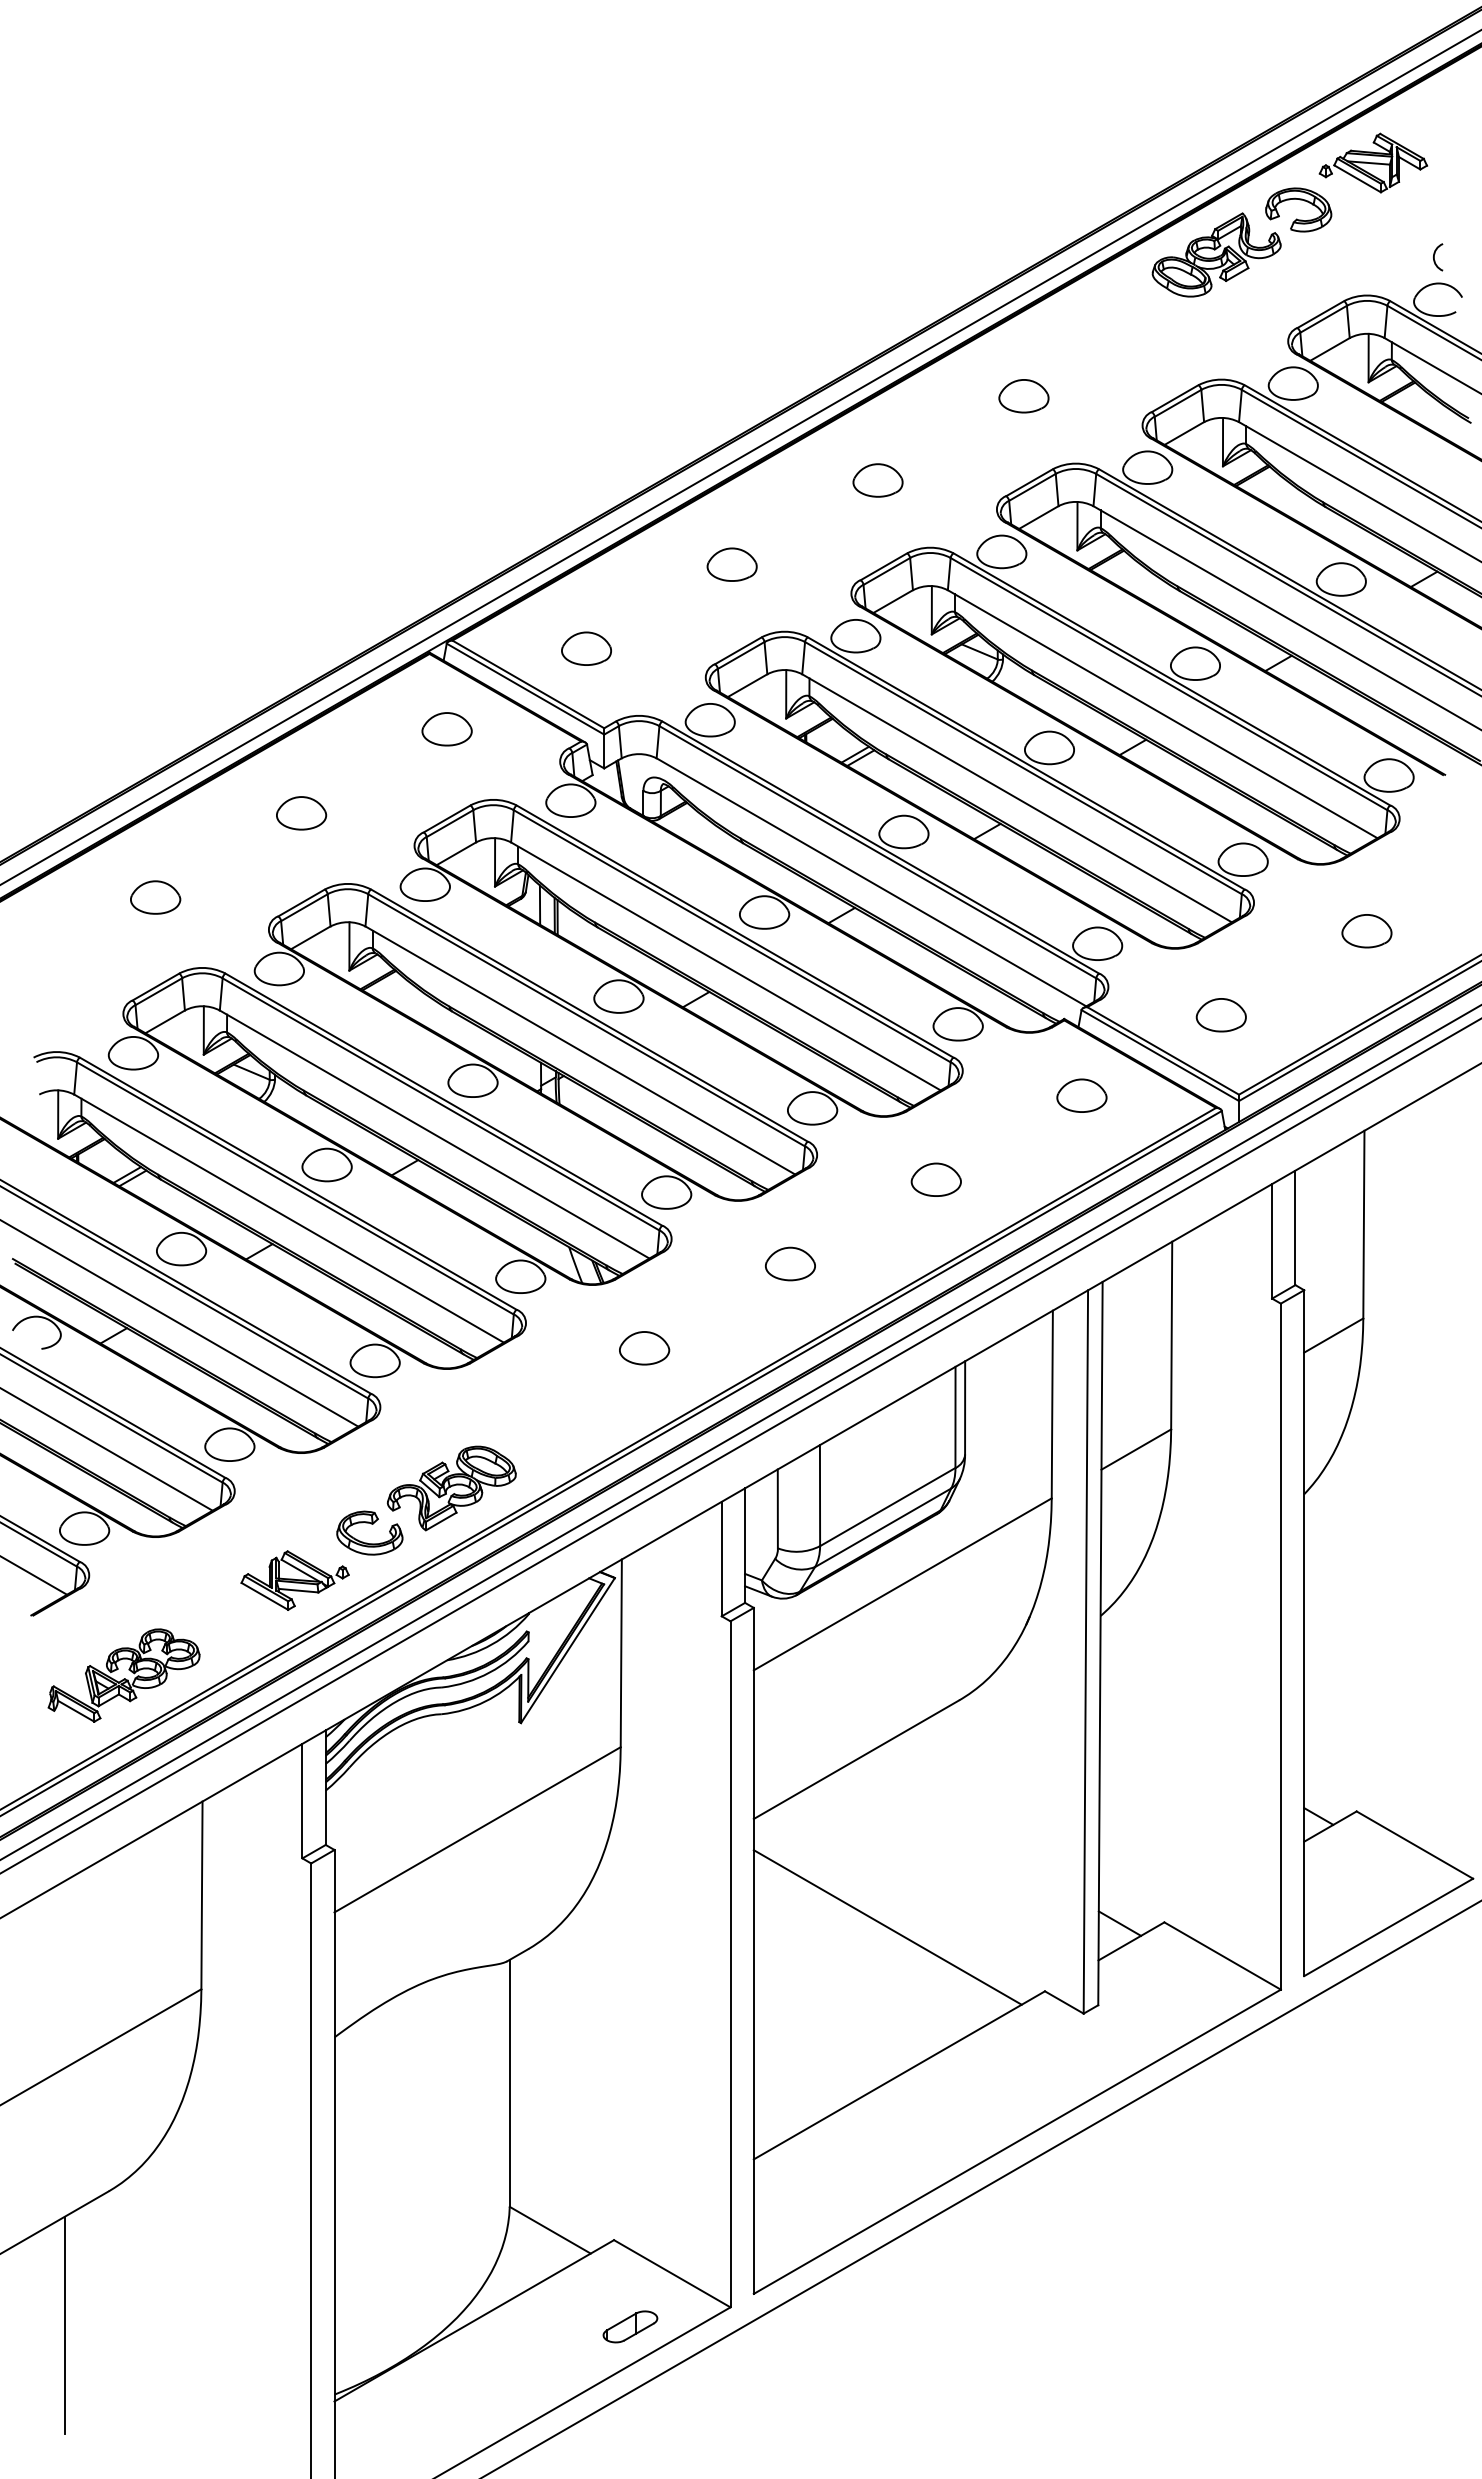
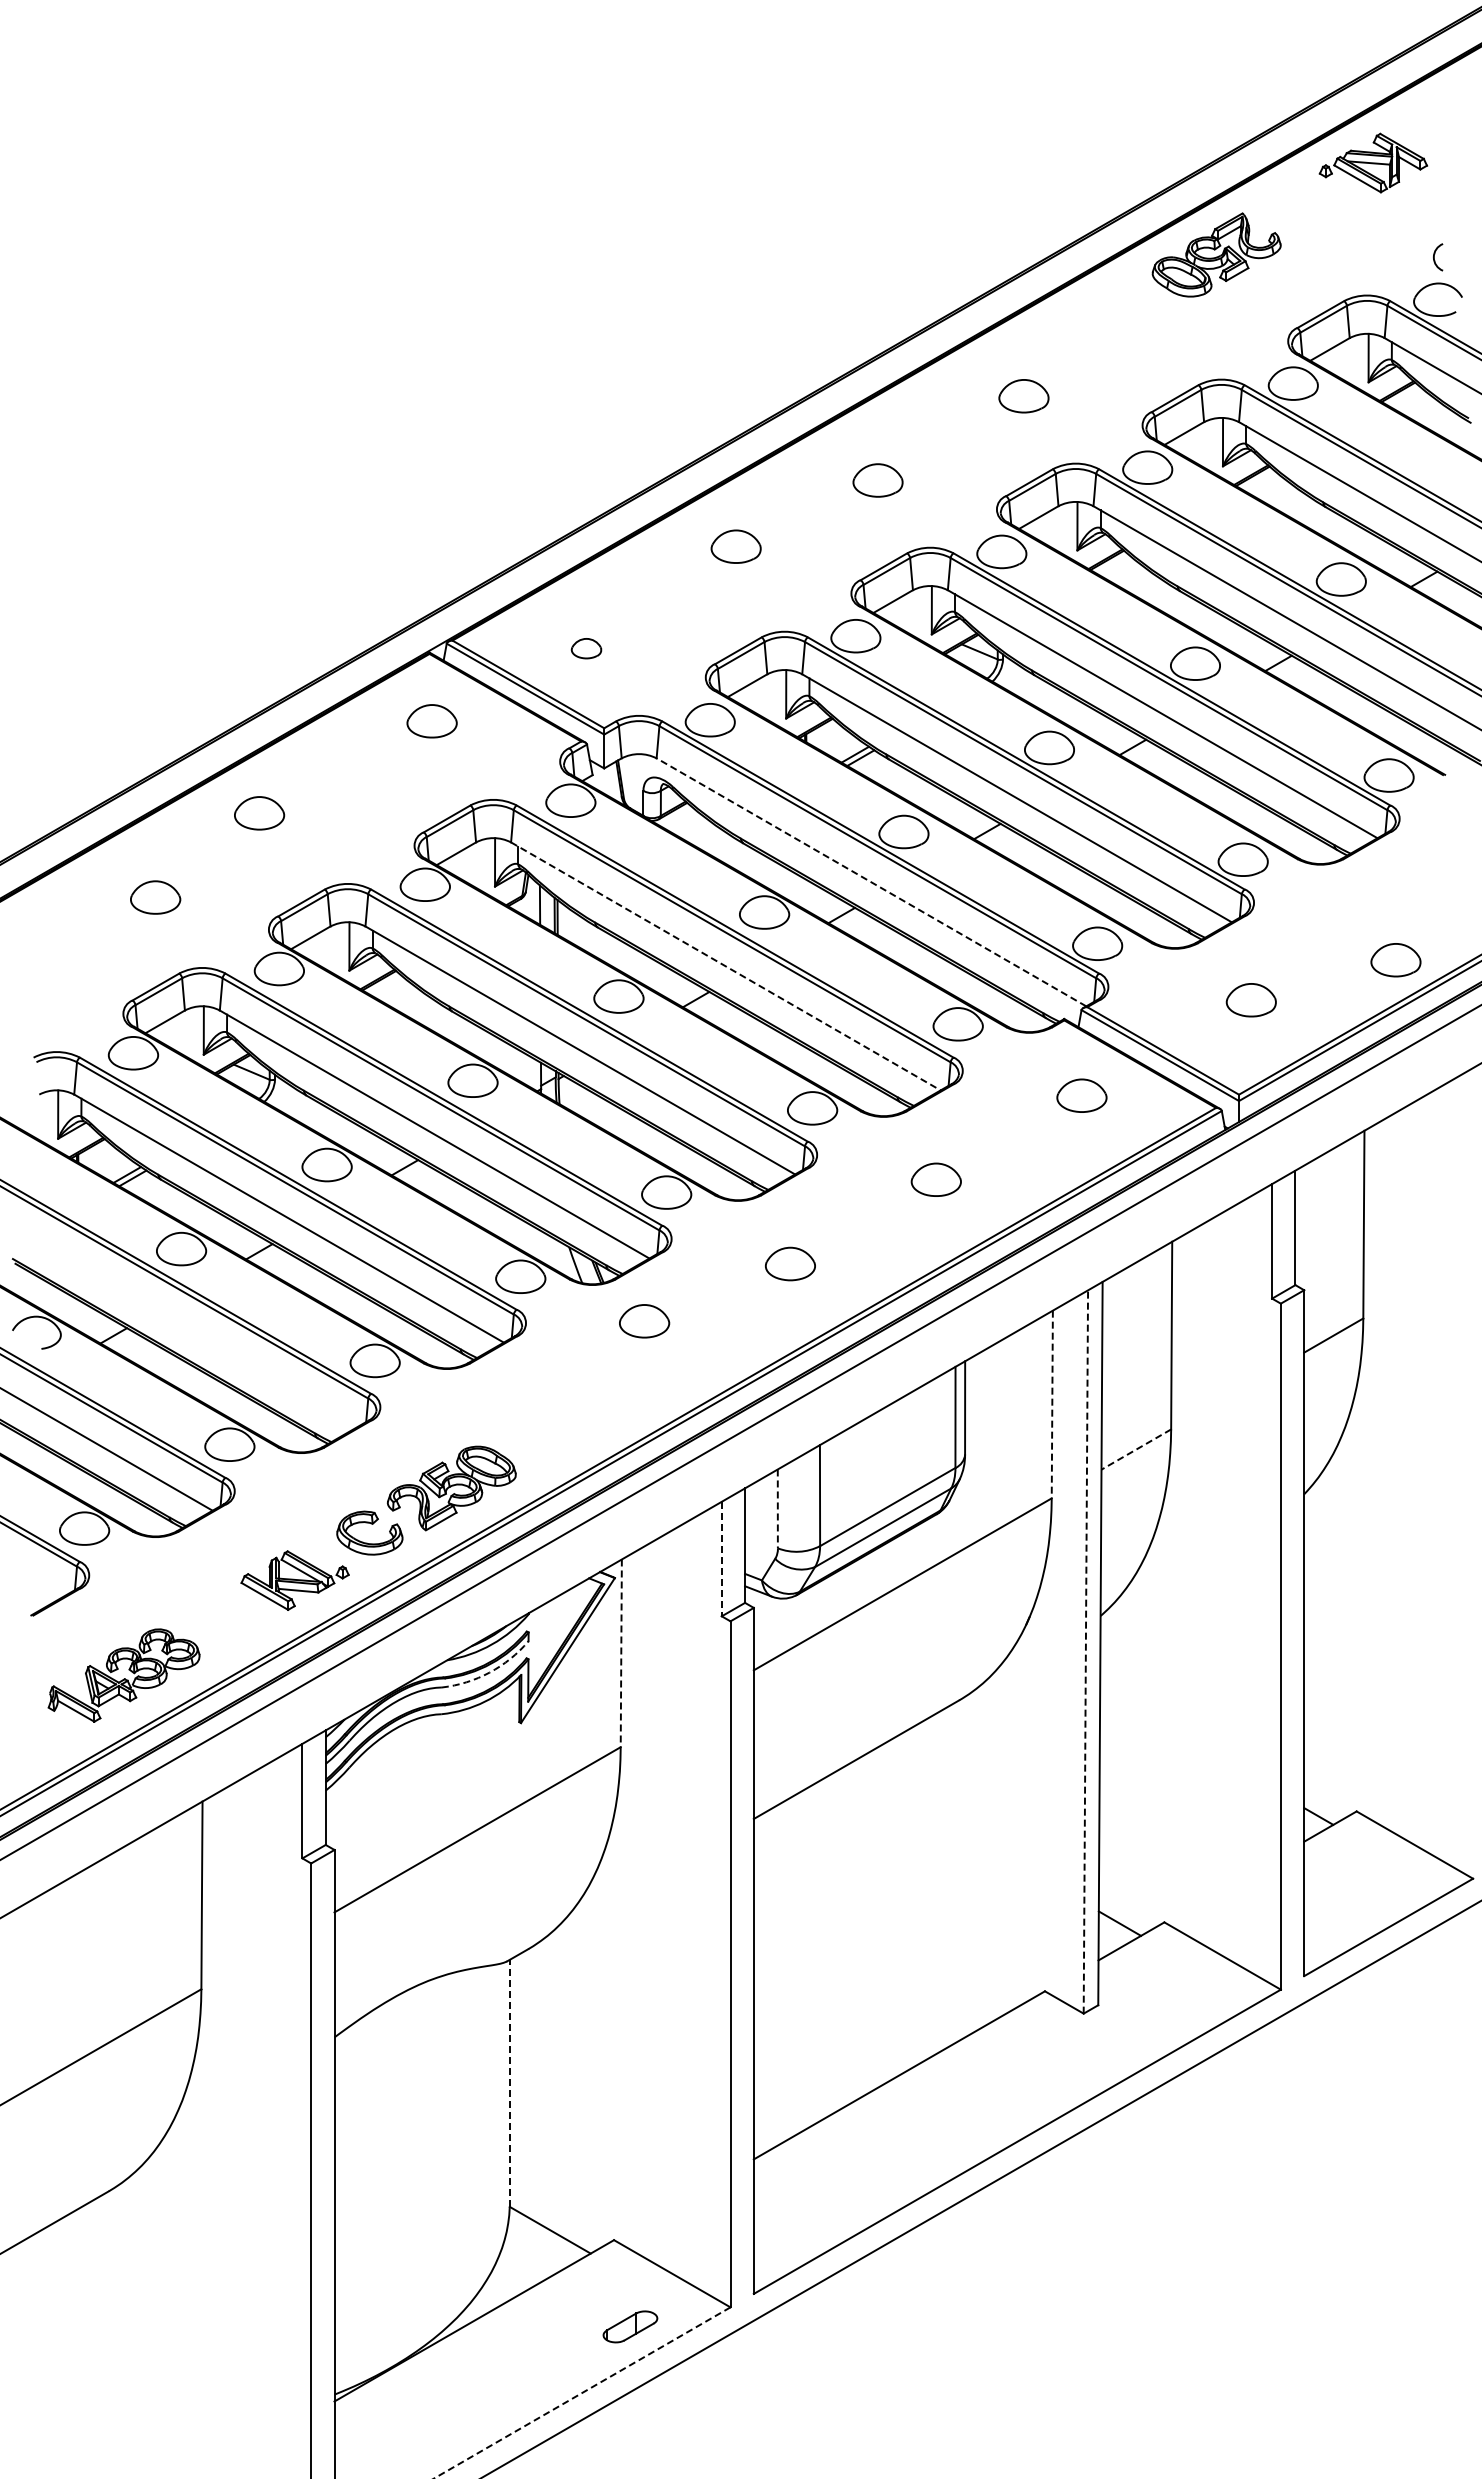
part: present -> none (1299, 200)
line: present -> none (740, 457)
part position: (731, 564) -> (735, 546) (735, 546)
part size: 51x35 px -> 33x22 px (586, 648)
part position: (446, 729) -> (431, 721) (431, 721)
part position: (301, 813) -> (259, 813) (259, 813)
line: solid -> dashed (871, 882)
part position: (1366, 931) -> (1395, 960) (1395, 960)
line: solid -> dashed (726, 966)
part position: (1220, 1015) -> (1250, 1000) (1250, 1000)
line: present -> none (180, 1323)
part position: (644, 1348) -> (644, 1321) (644, 1321)
line: solid -> dashed (1052, 1404)
line: present -> none (740, 1446)
line: solid -> dashed (1135, 1449)
line: solid -> dashed (777, 1509)
line: solid -> dashed (721, 1559)
line: present -> none (34, 1575)
line: solid -> dashed (1085, 1651)
line: solid -> dashed (621, 1653)
arc: solid -> dashed (489, 1672)
line: present -> none (887, 1927)
line: solid -> dashed (509, 2083)
line: present -> none (65, 2325)
line: solid -> dashed (581, 2393)
